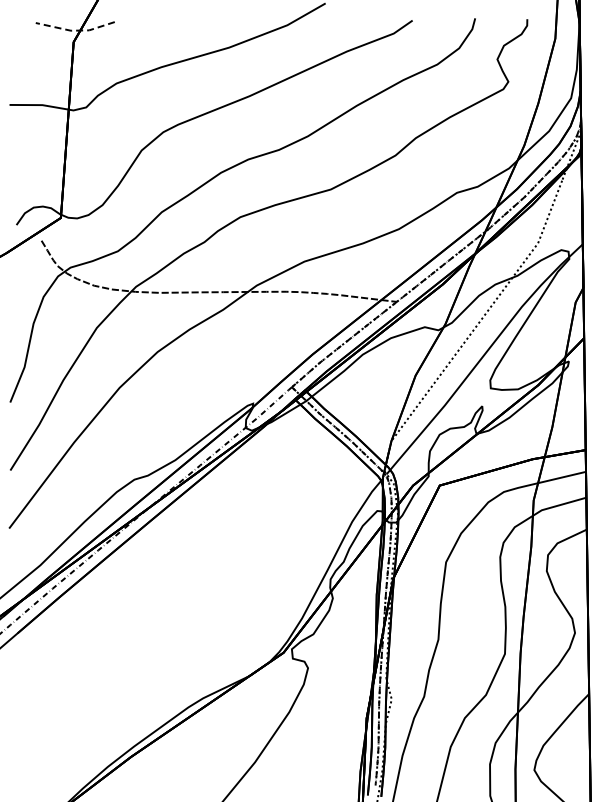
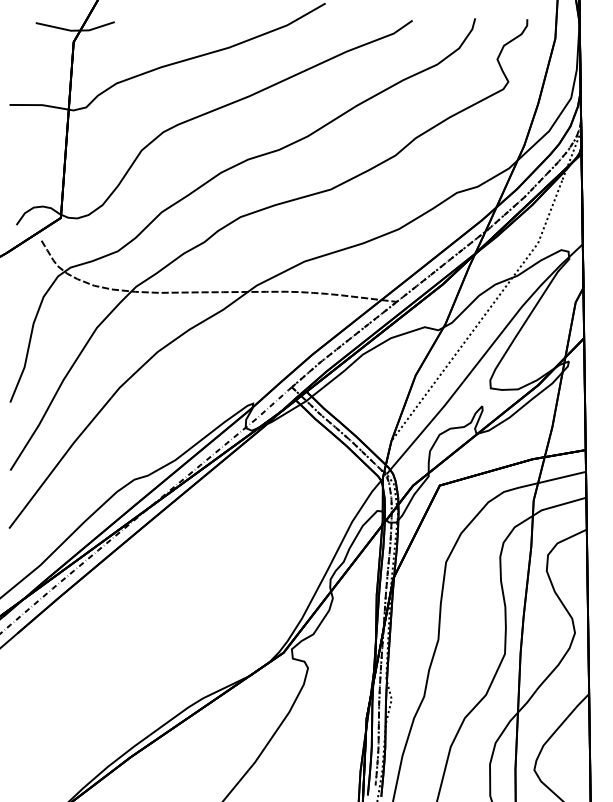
line: dashed -> solid (74, 30)
